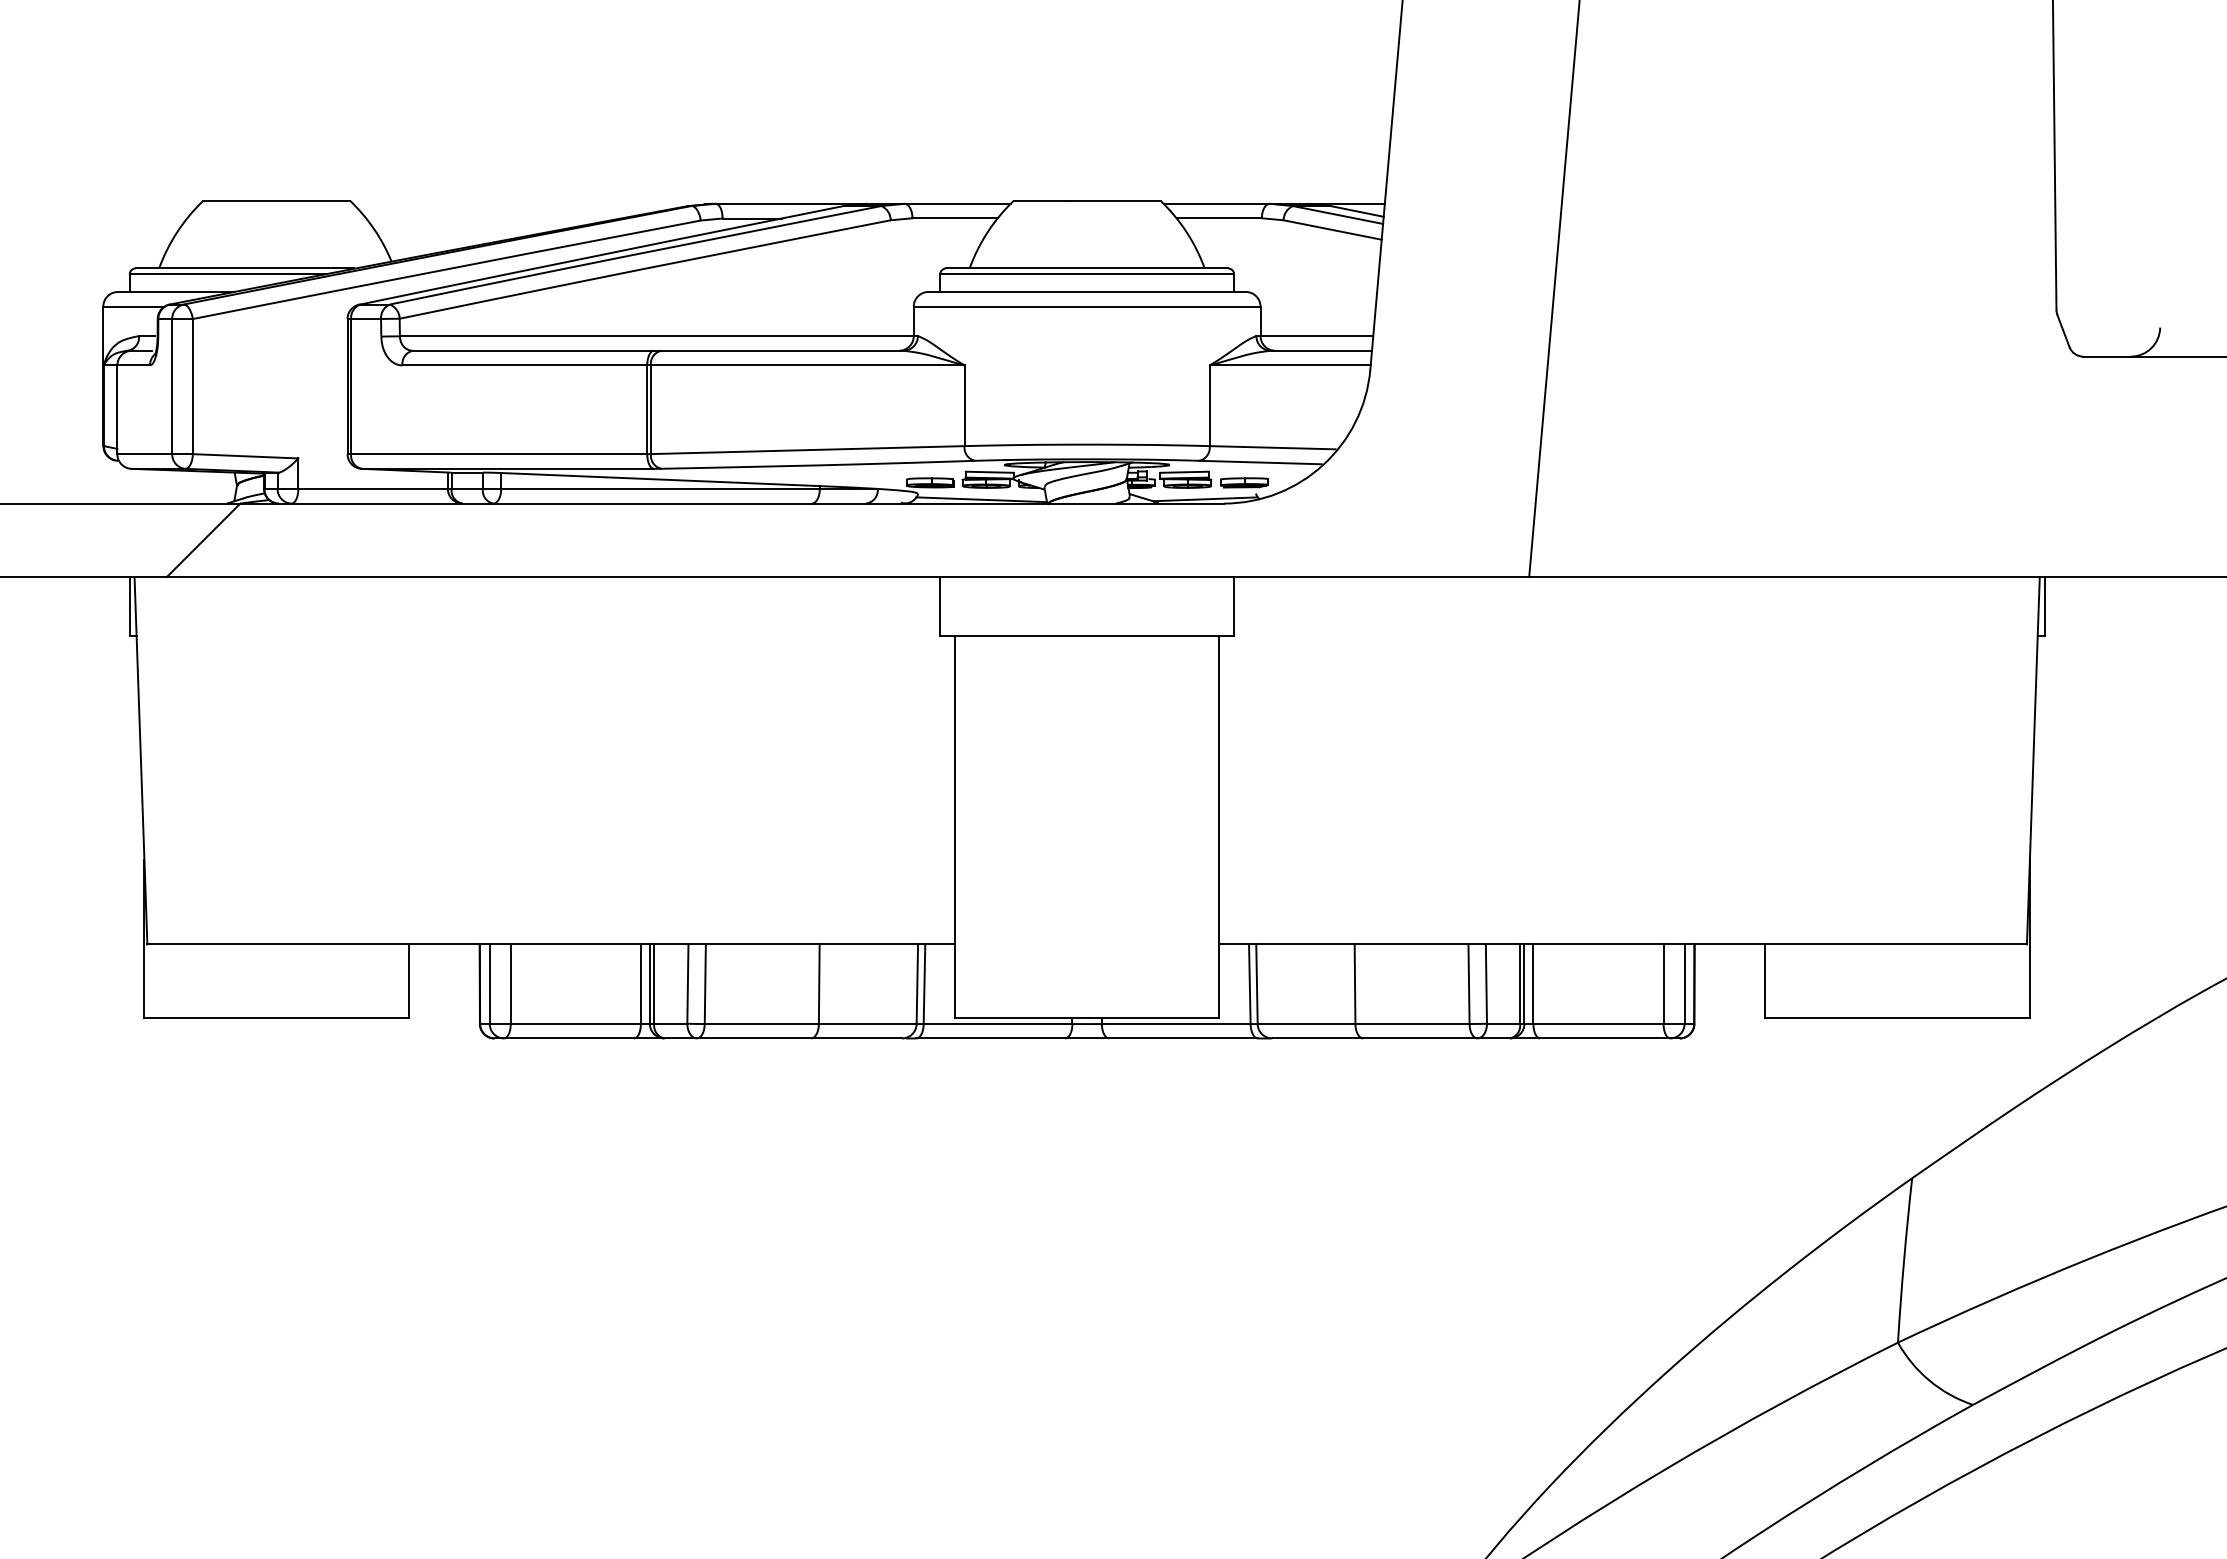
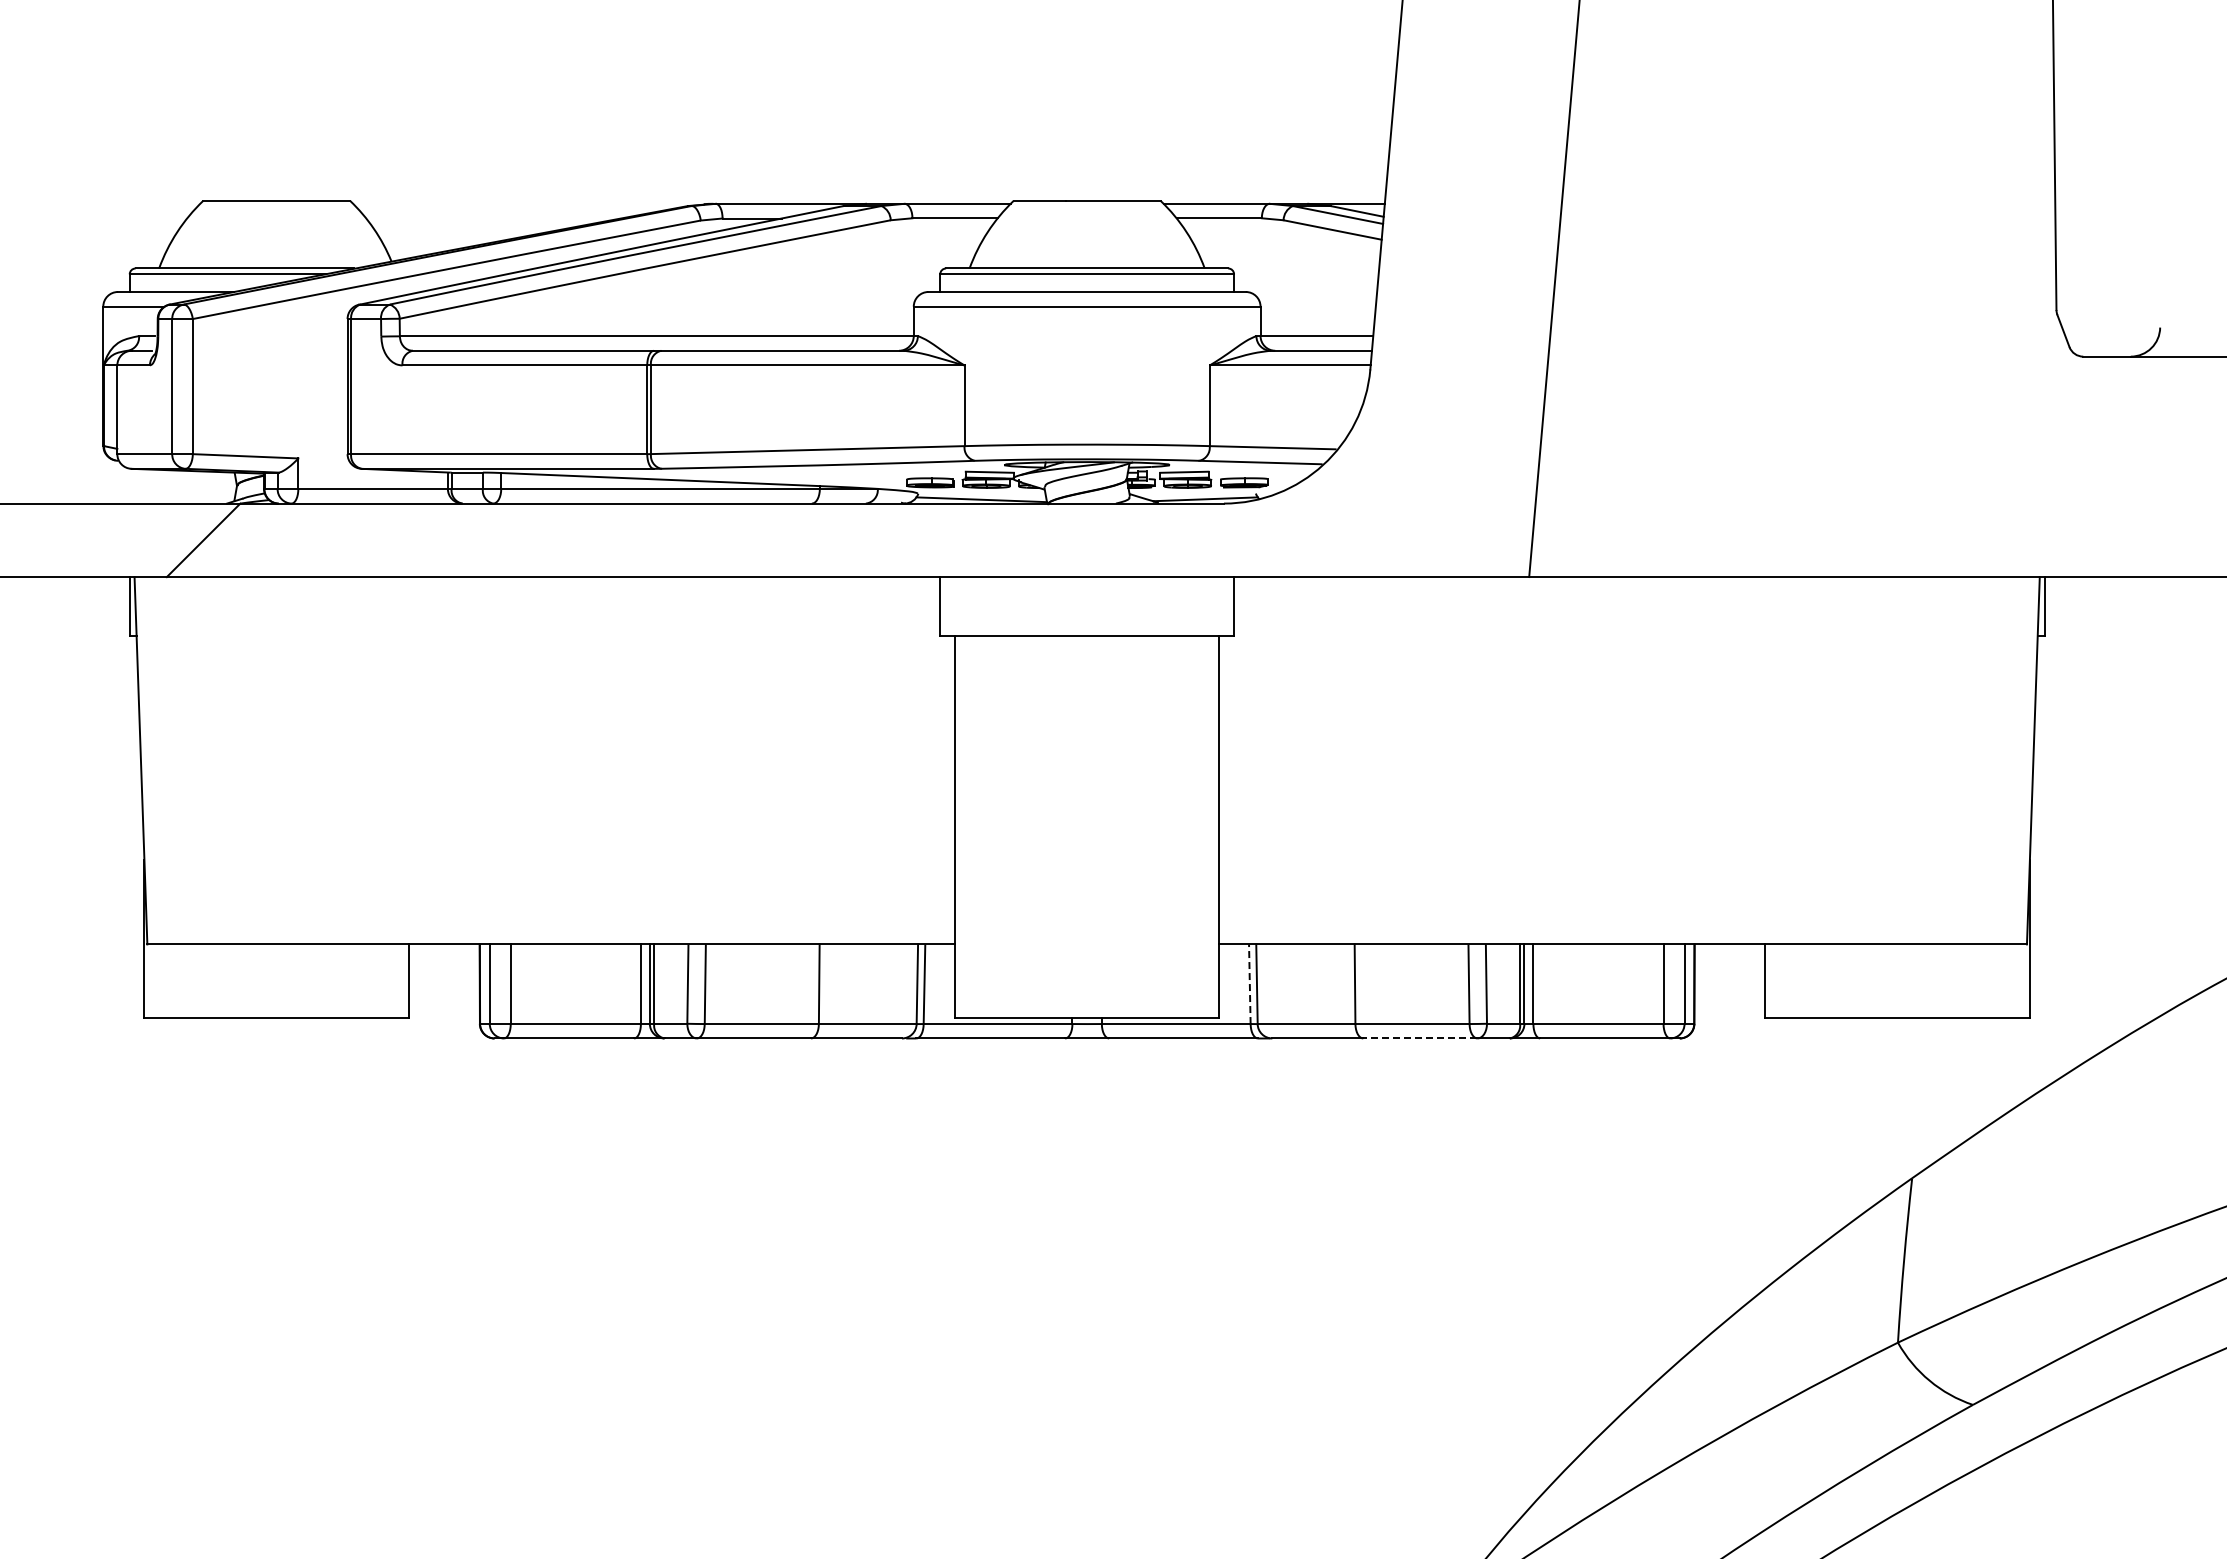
line: solid -> dashed (1249, 983)
line: solid -> dashed (1419, 1038)
